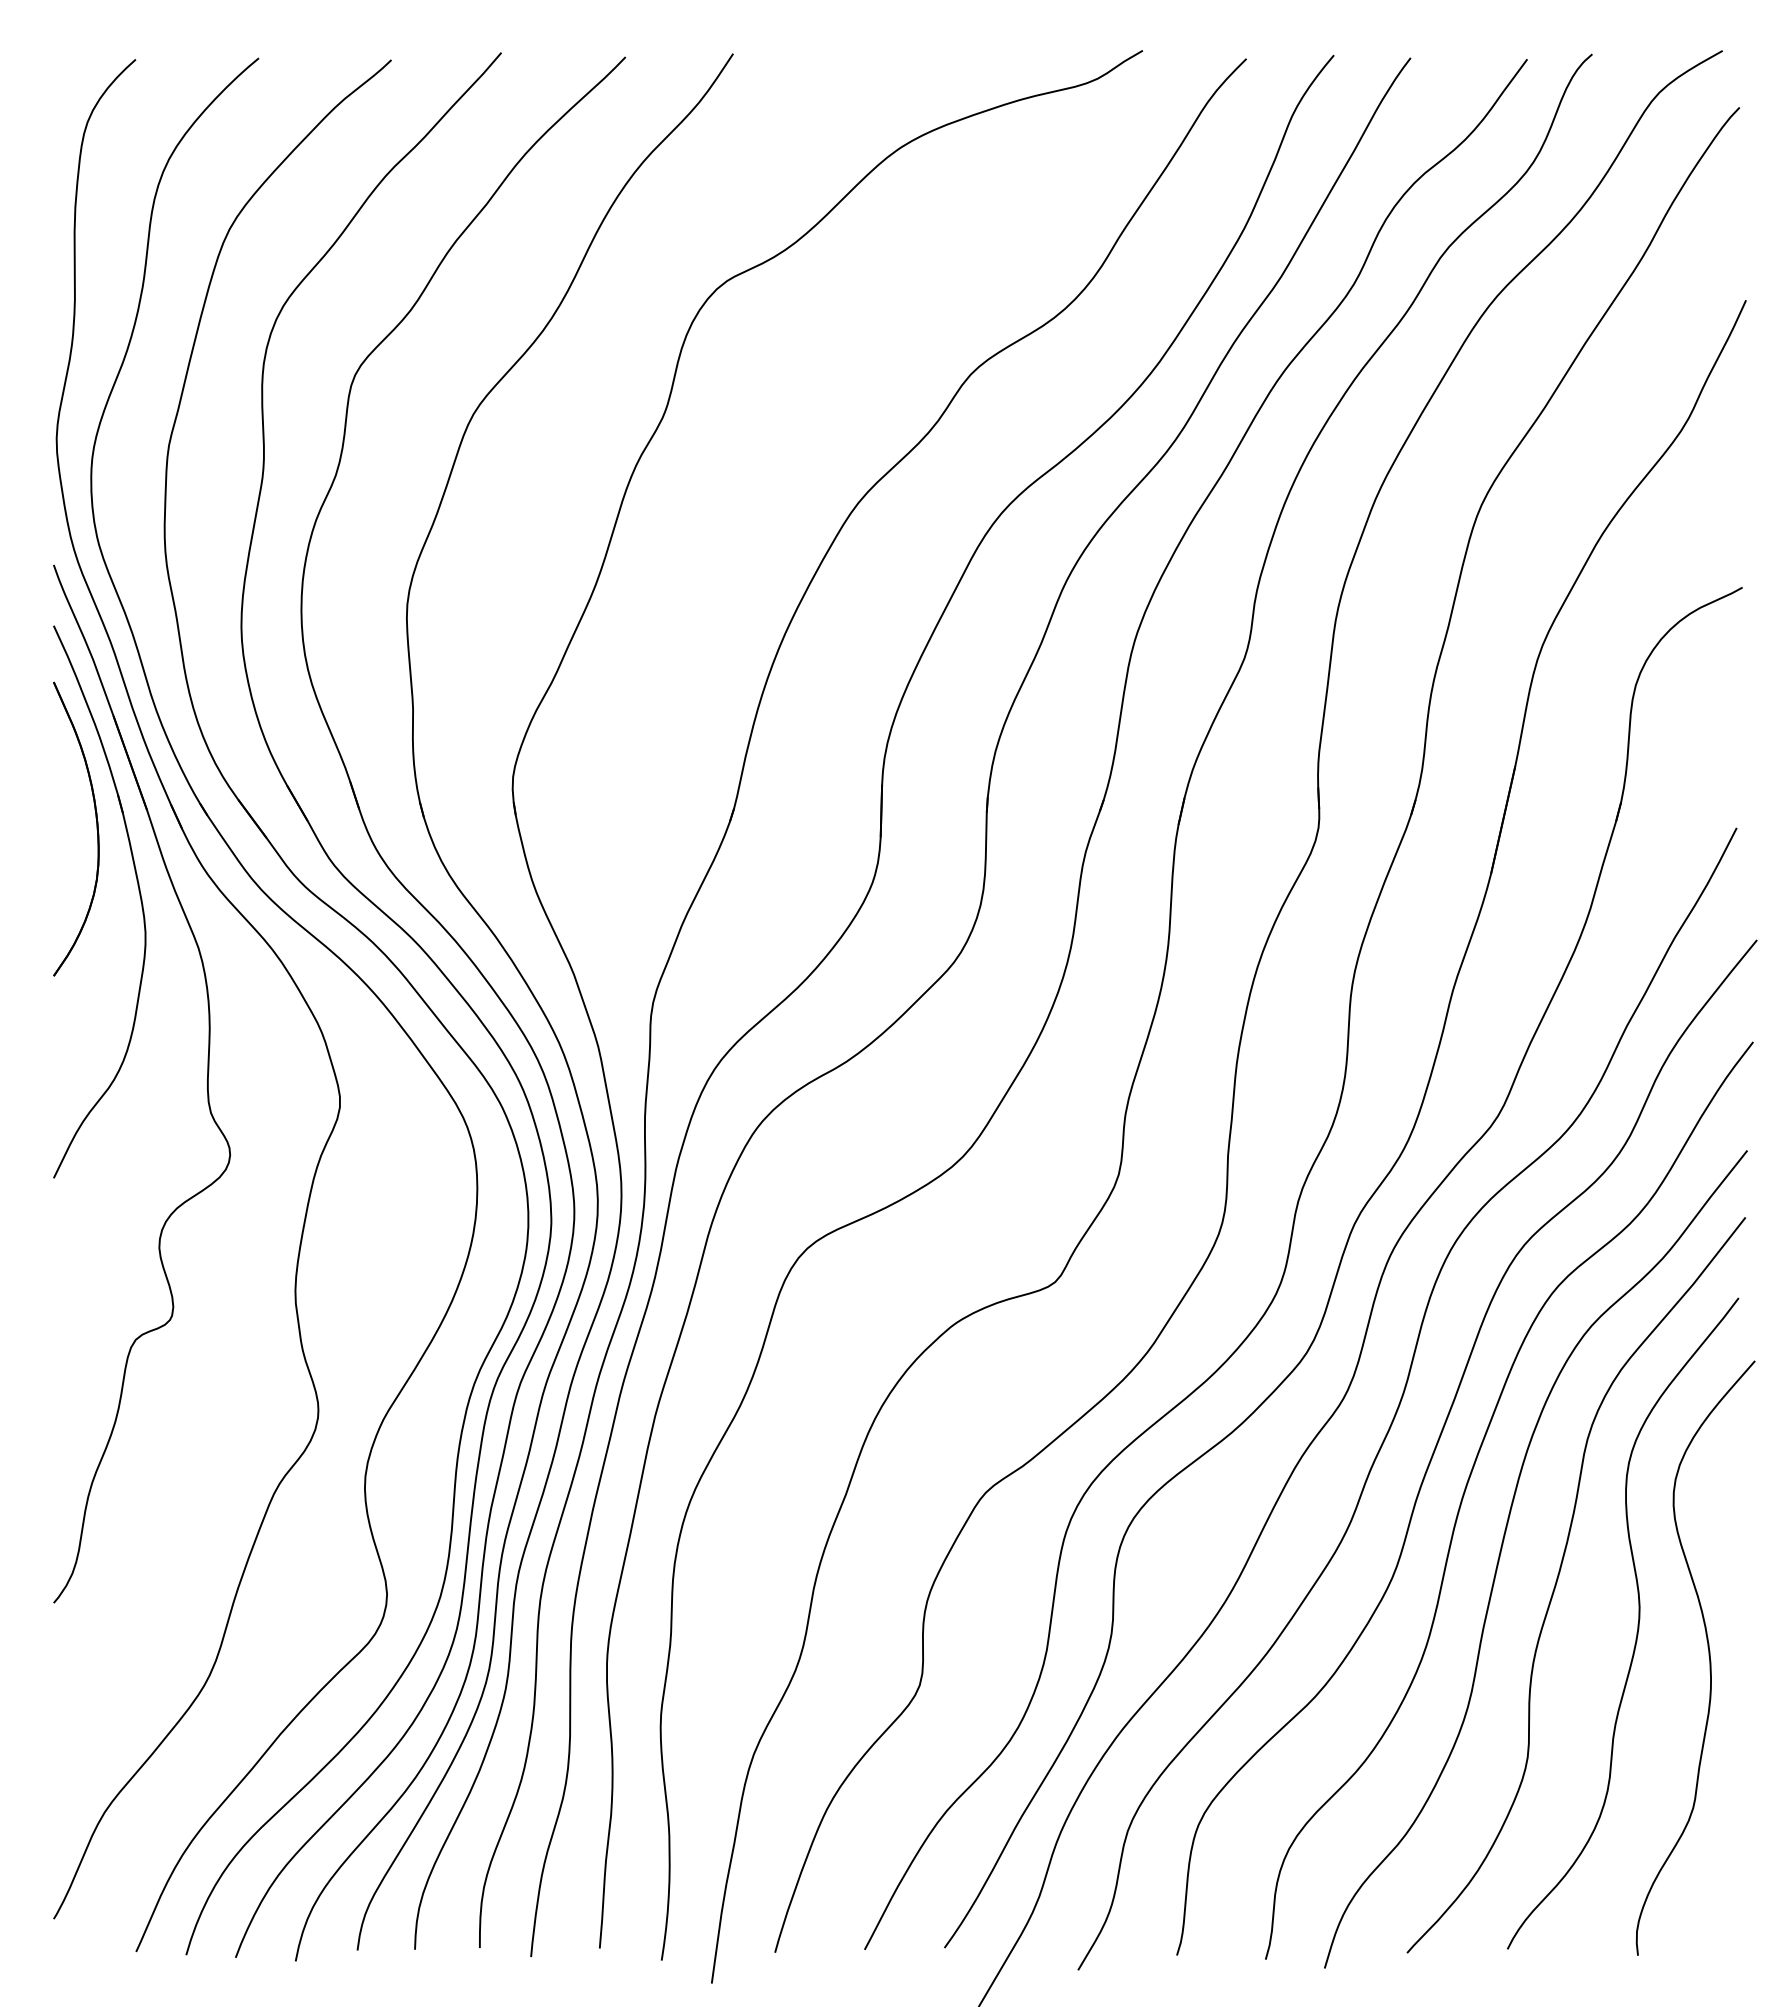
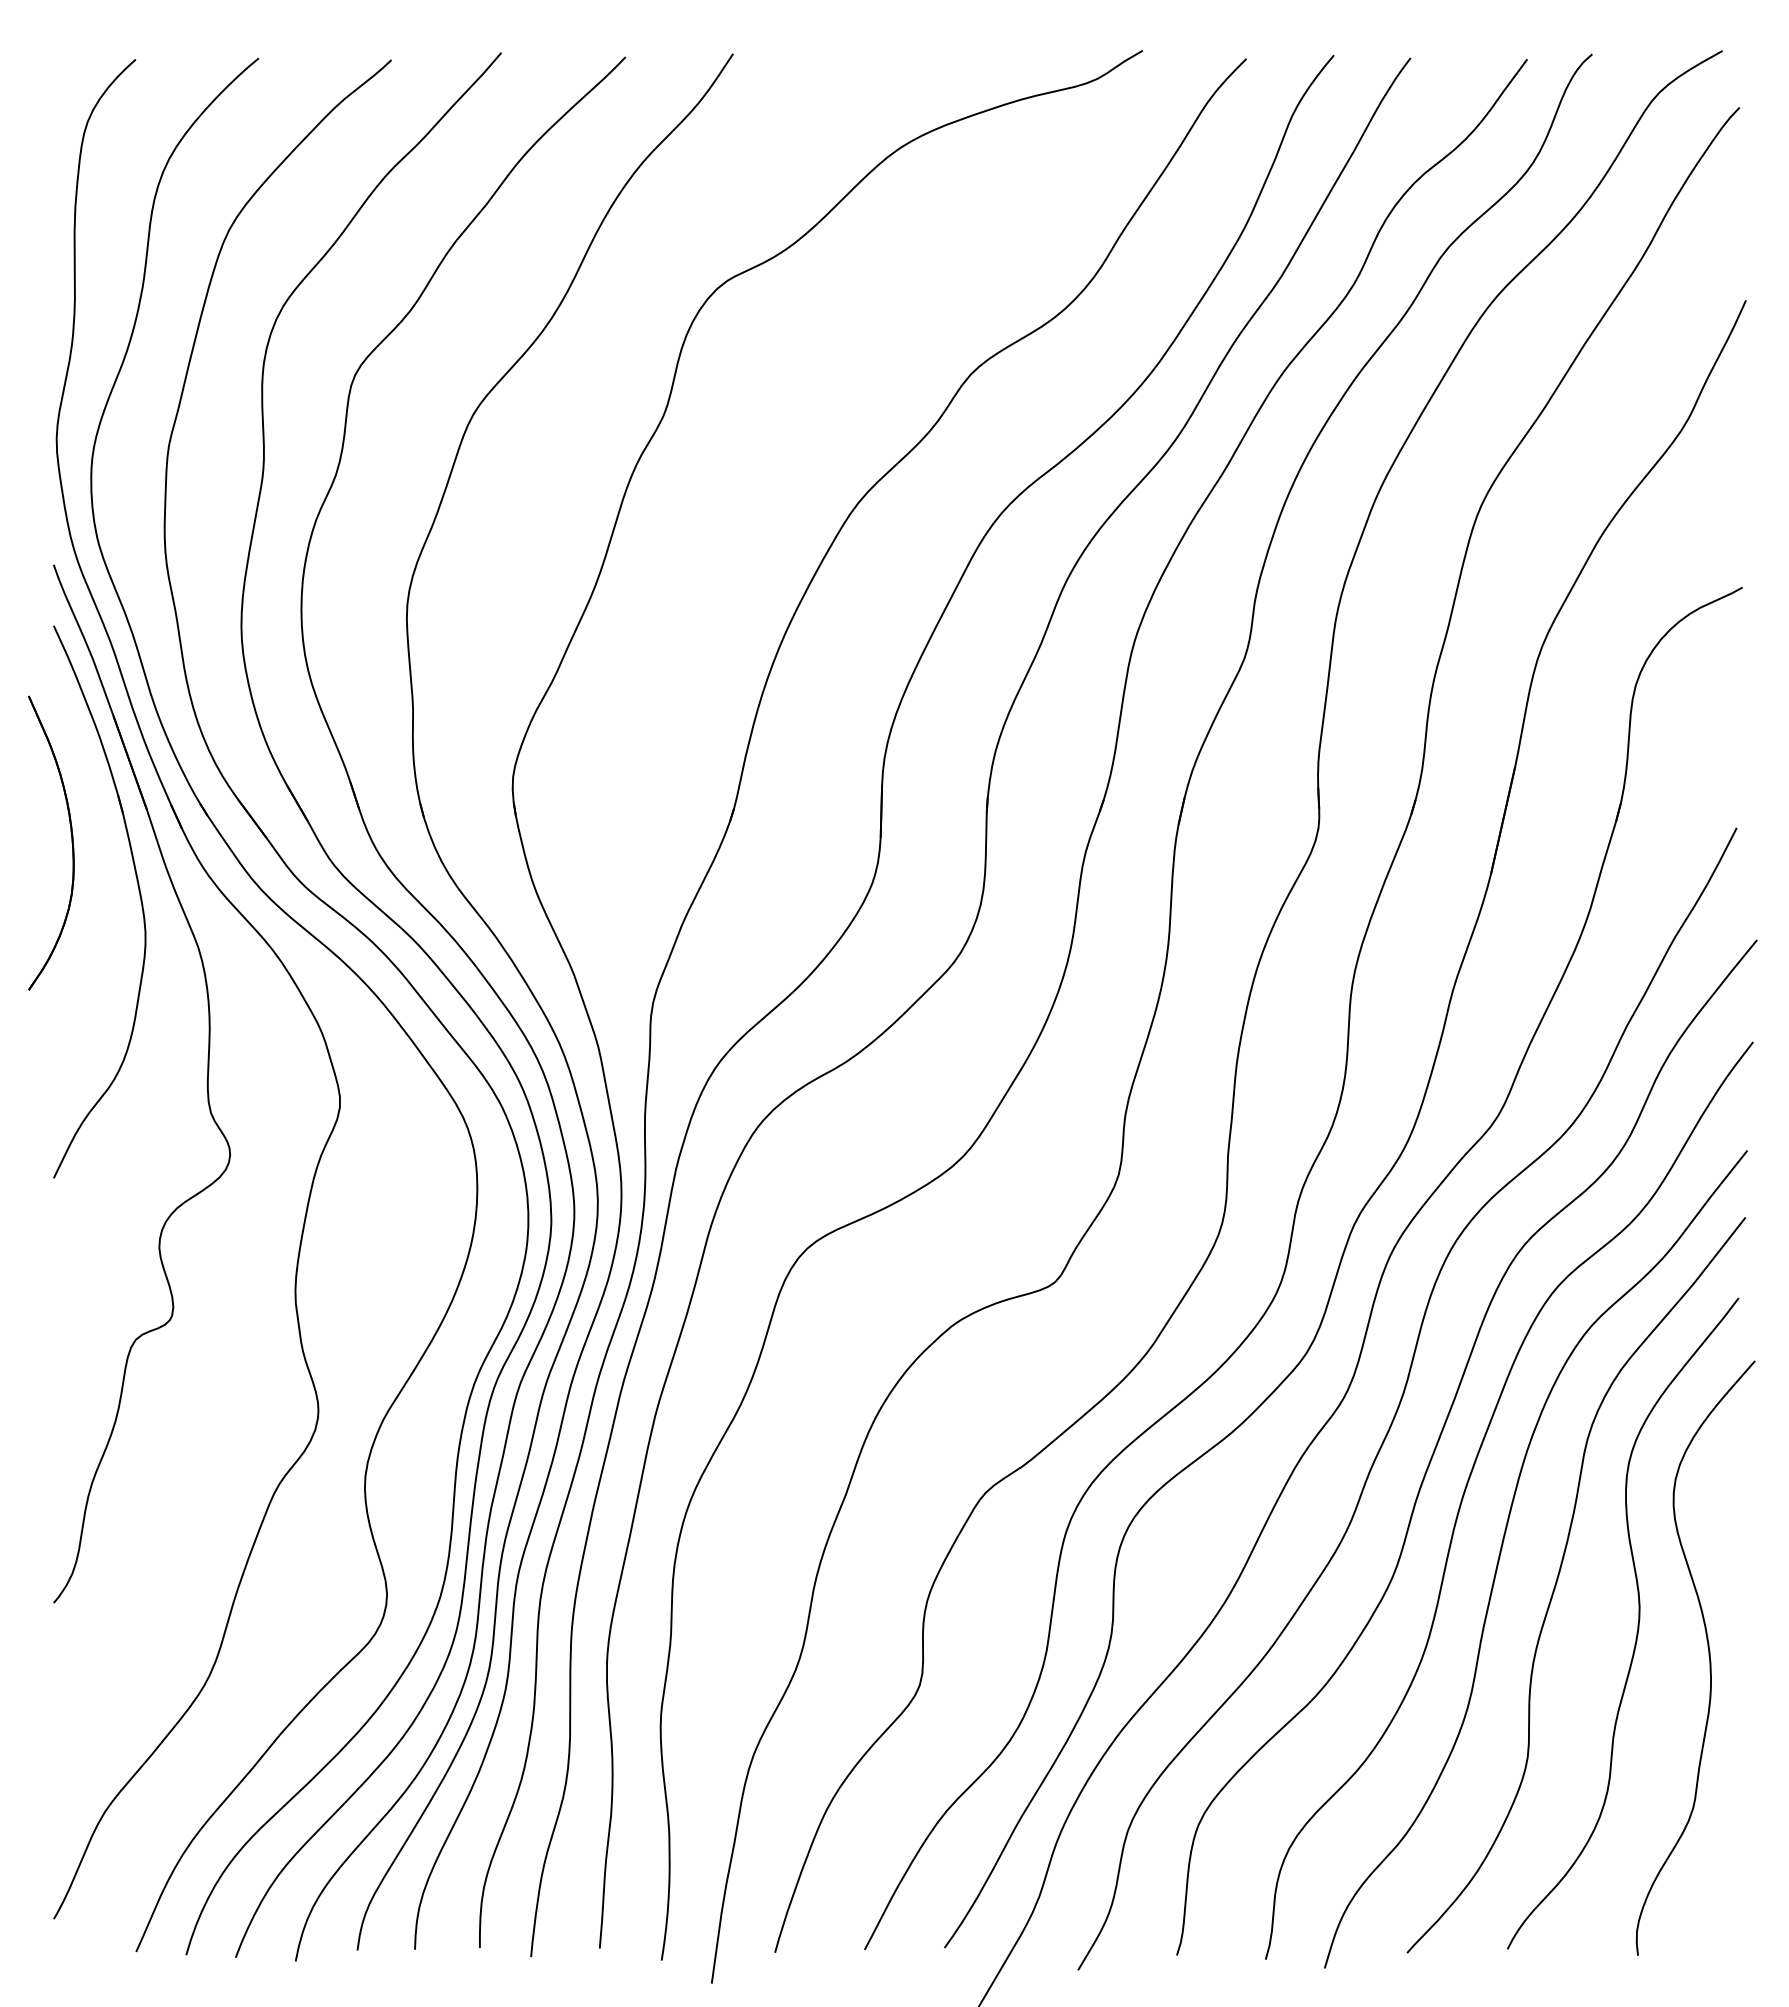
part position: (96, 828) -> (71, 842) (71, 842)
